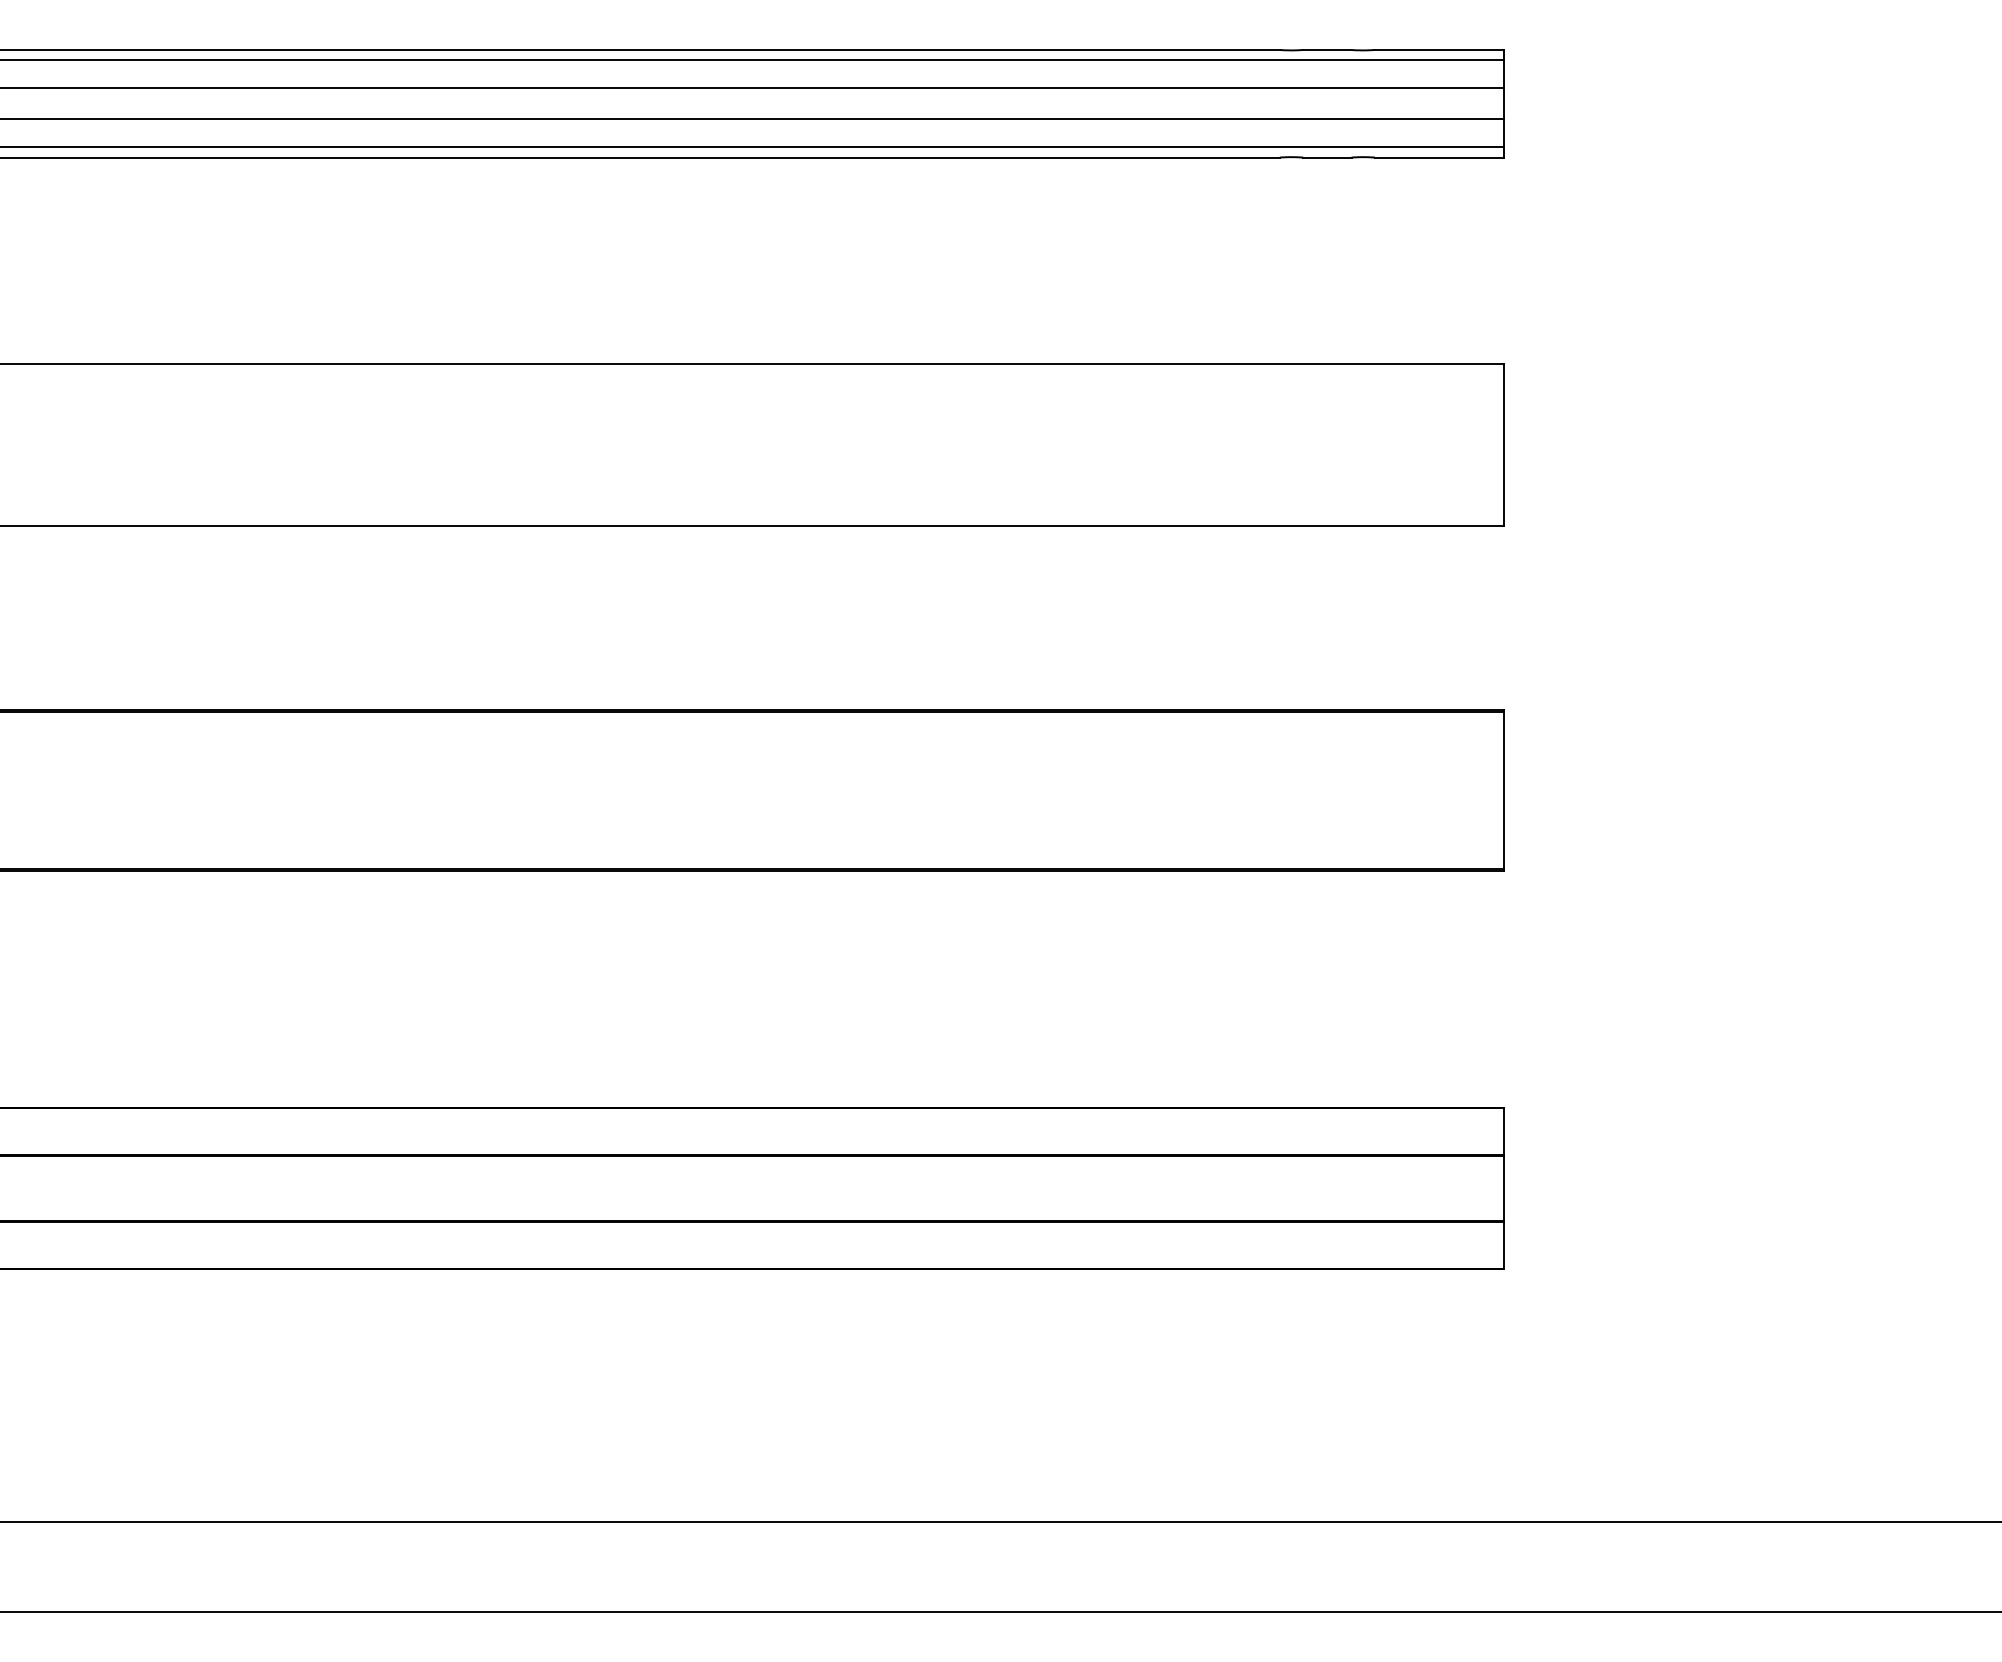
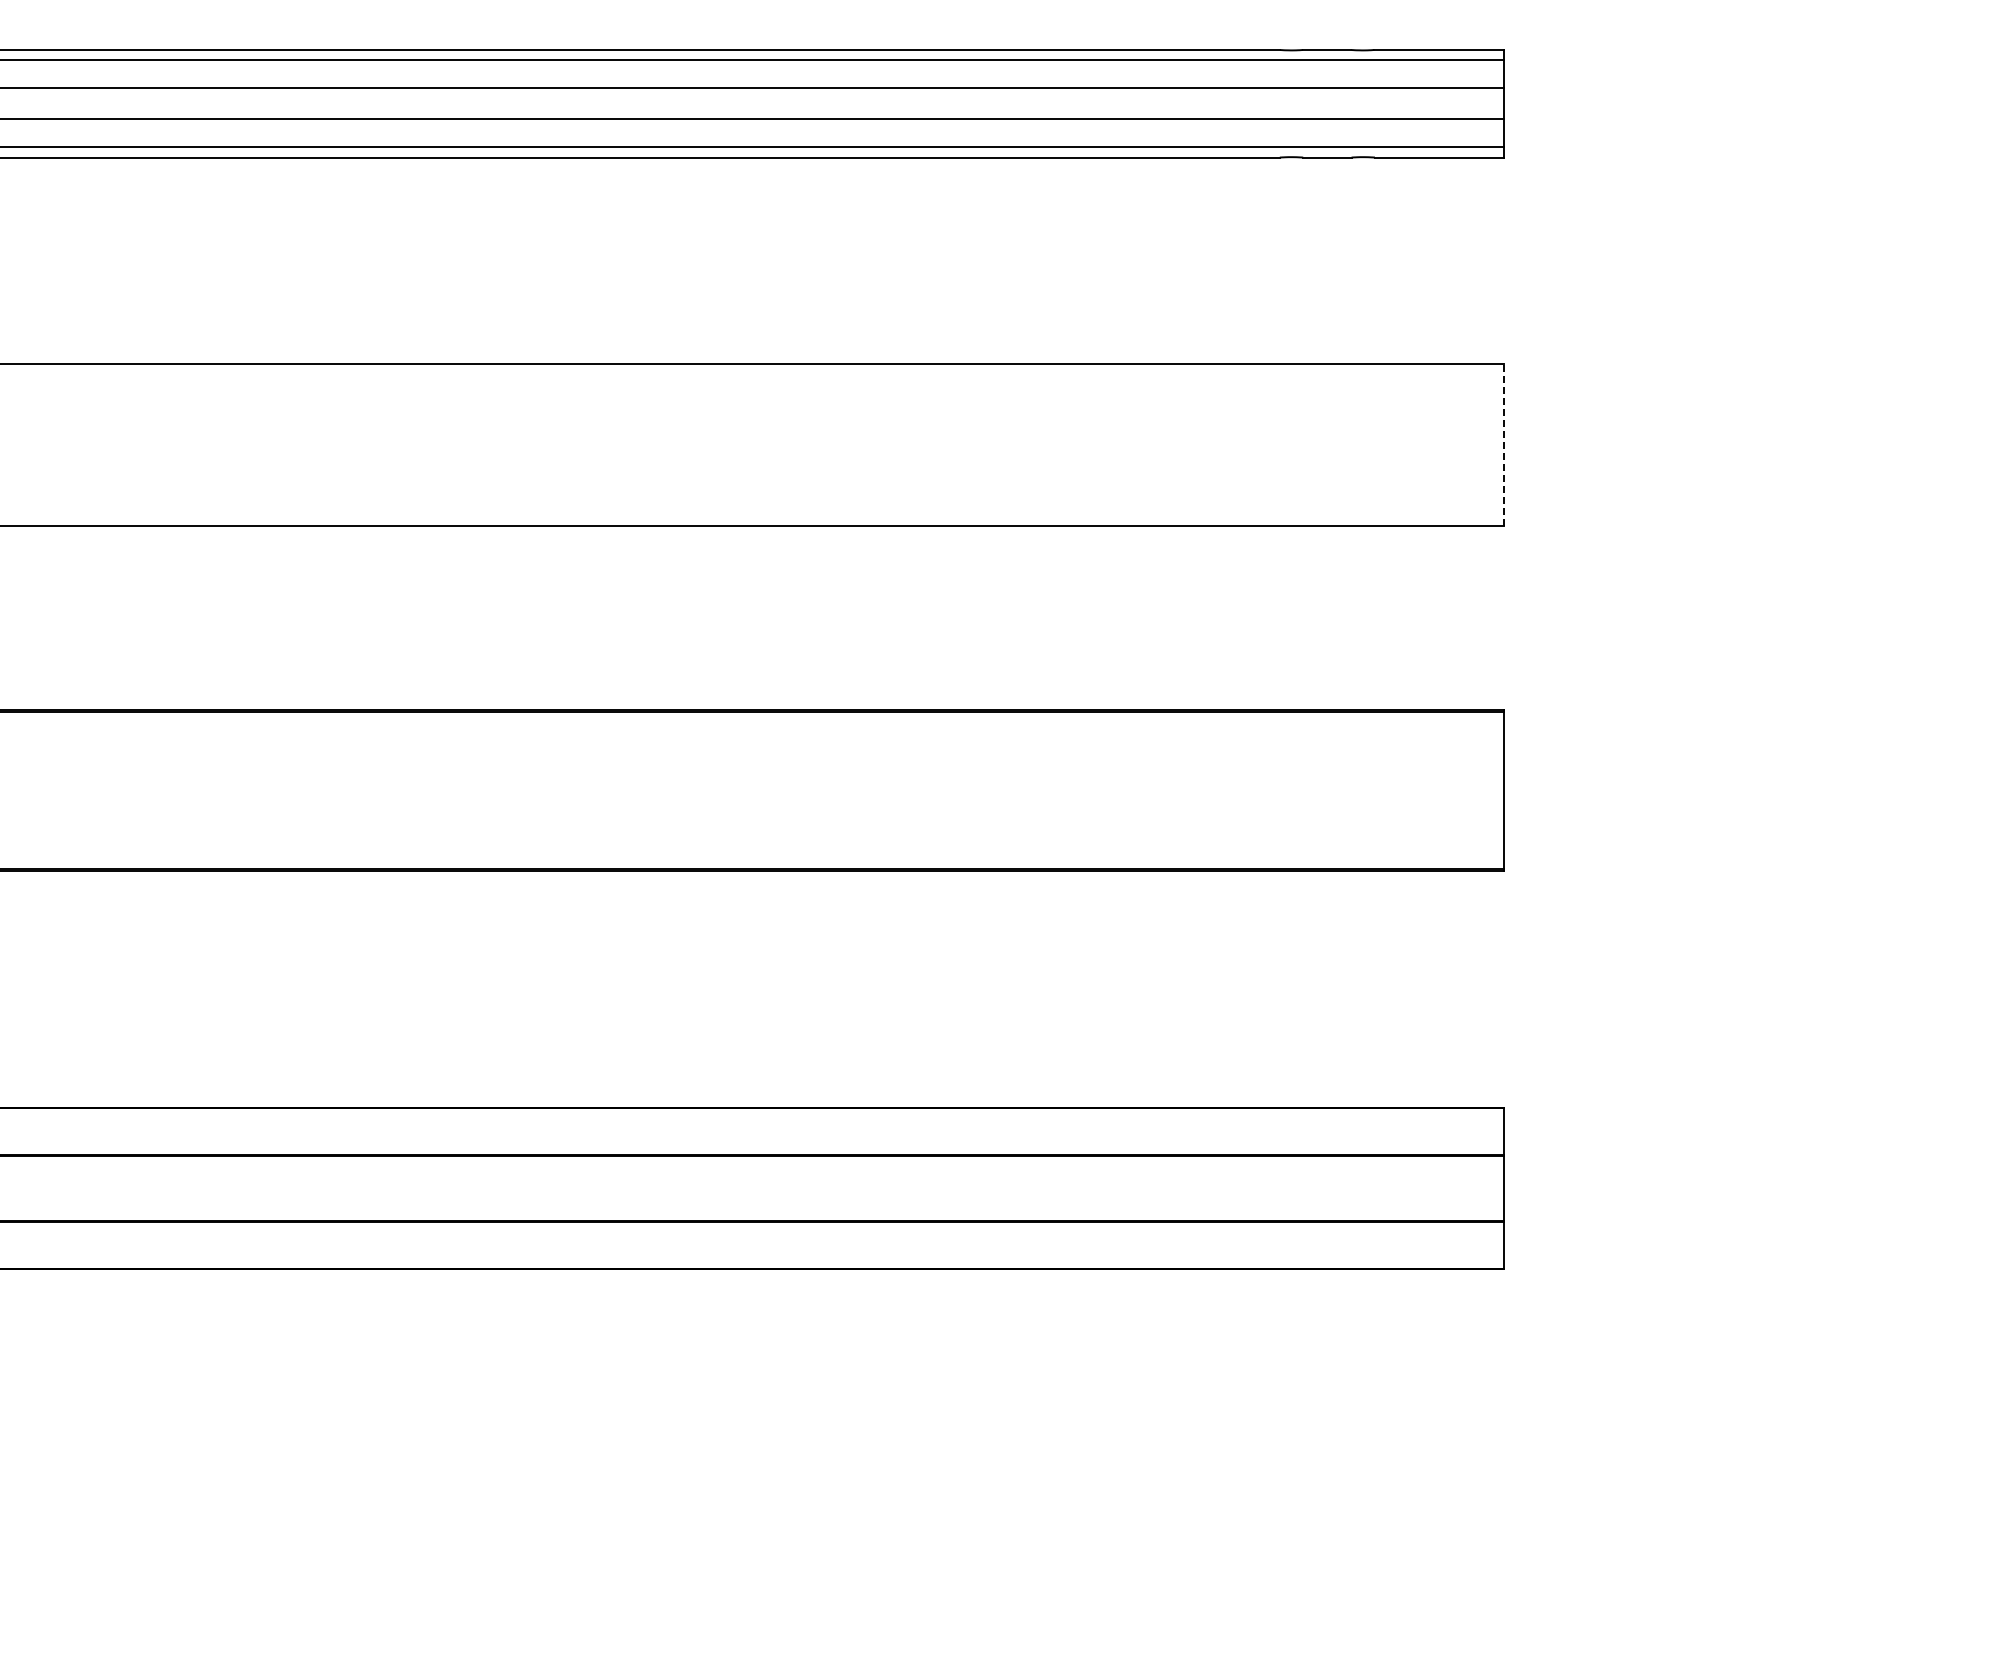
line: solid -> dashed (1503, 444)
line: present -> none (1000, 1522)
line: present -> none (1000, 1612)
